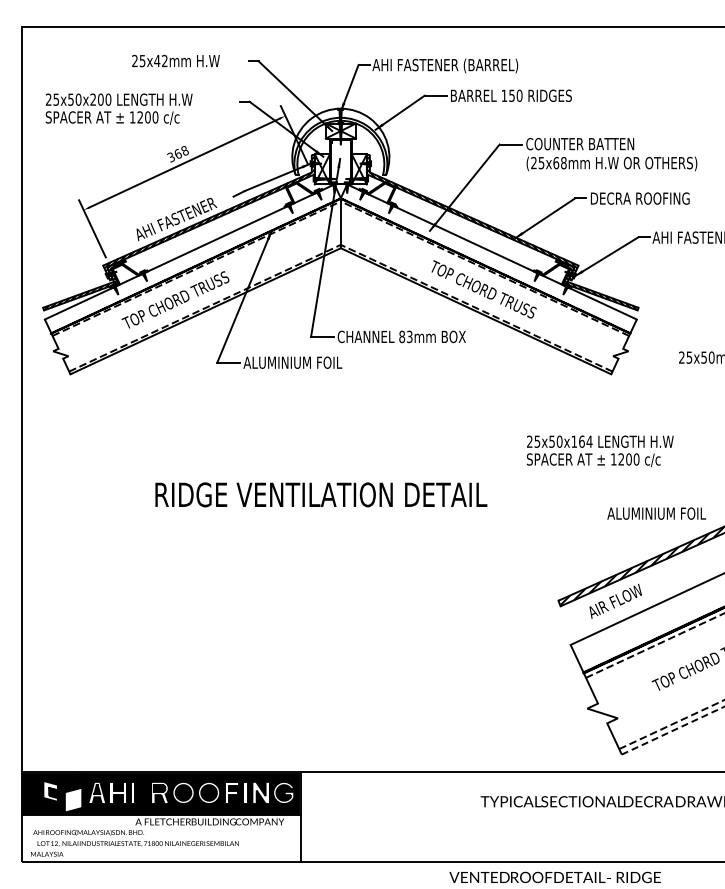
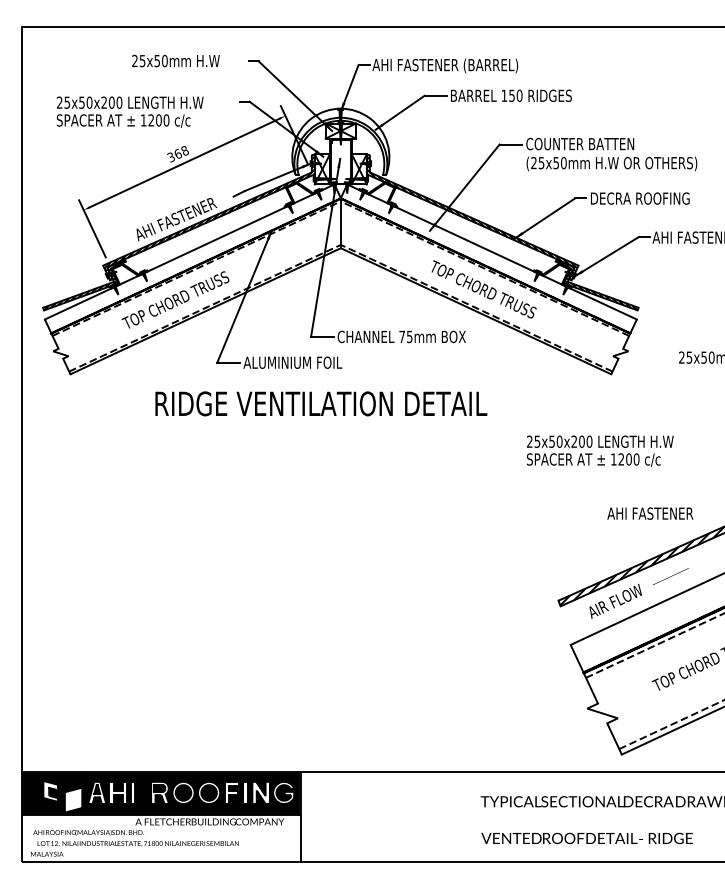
text: 25x42mm -> 25x50mm (160, 61)
text position: (118, 108) -> (129, 111) (129, 111)
text: (25x68mm -> (25x50mm (559, 163)
text: 83mm -> 75mm (405, 336)
text: 25x50x164 -> 25x50x200 (581, 441)
text position: (321, 494) -> (321, 403) (321, 403)
text: ALUMINIUM FOIL -> AHI FASTENER (661, 513)
line: none -> present (670, 576)
line: dashed -> solid (673, 730)
text position: (554, 877) -> (586, 838) (586, 838)
